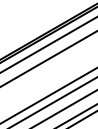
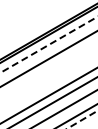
line: solid -> dashed (48, 45)
line: solid -> dashed (82, 119)
